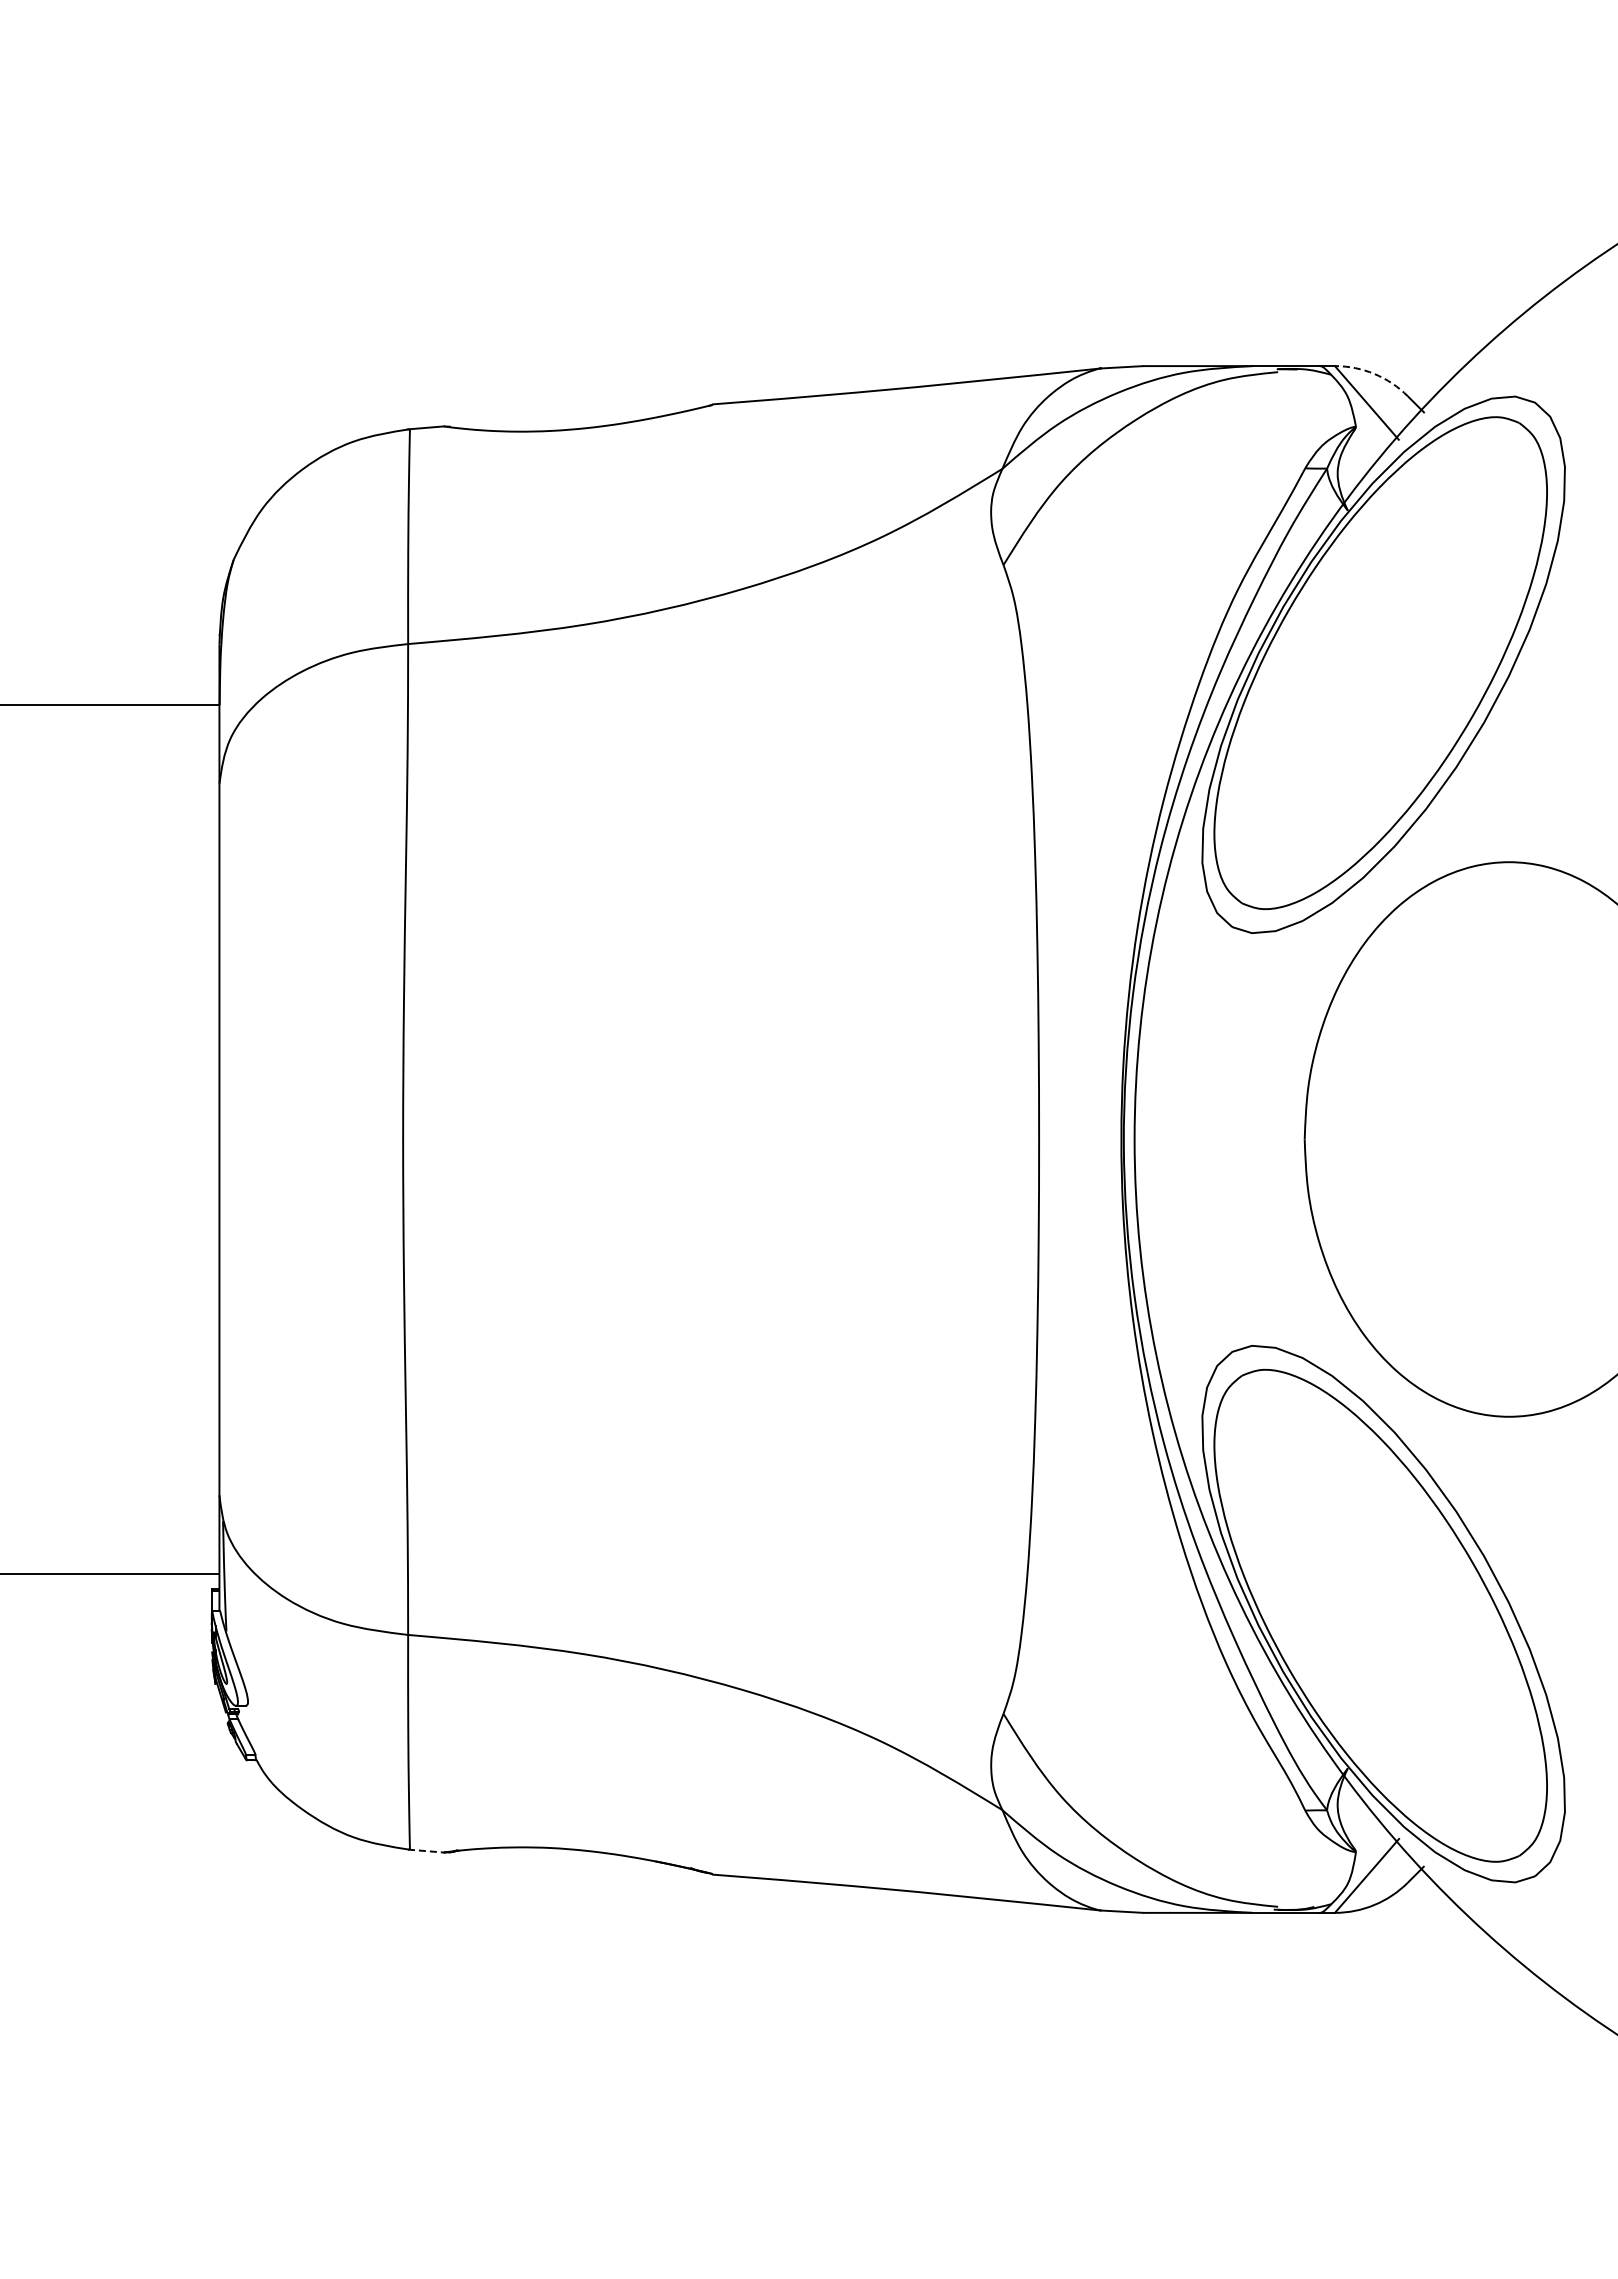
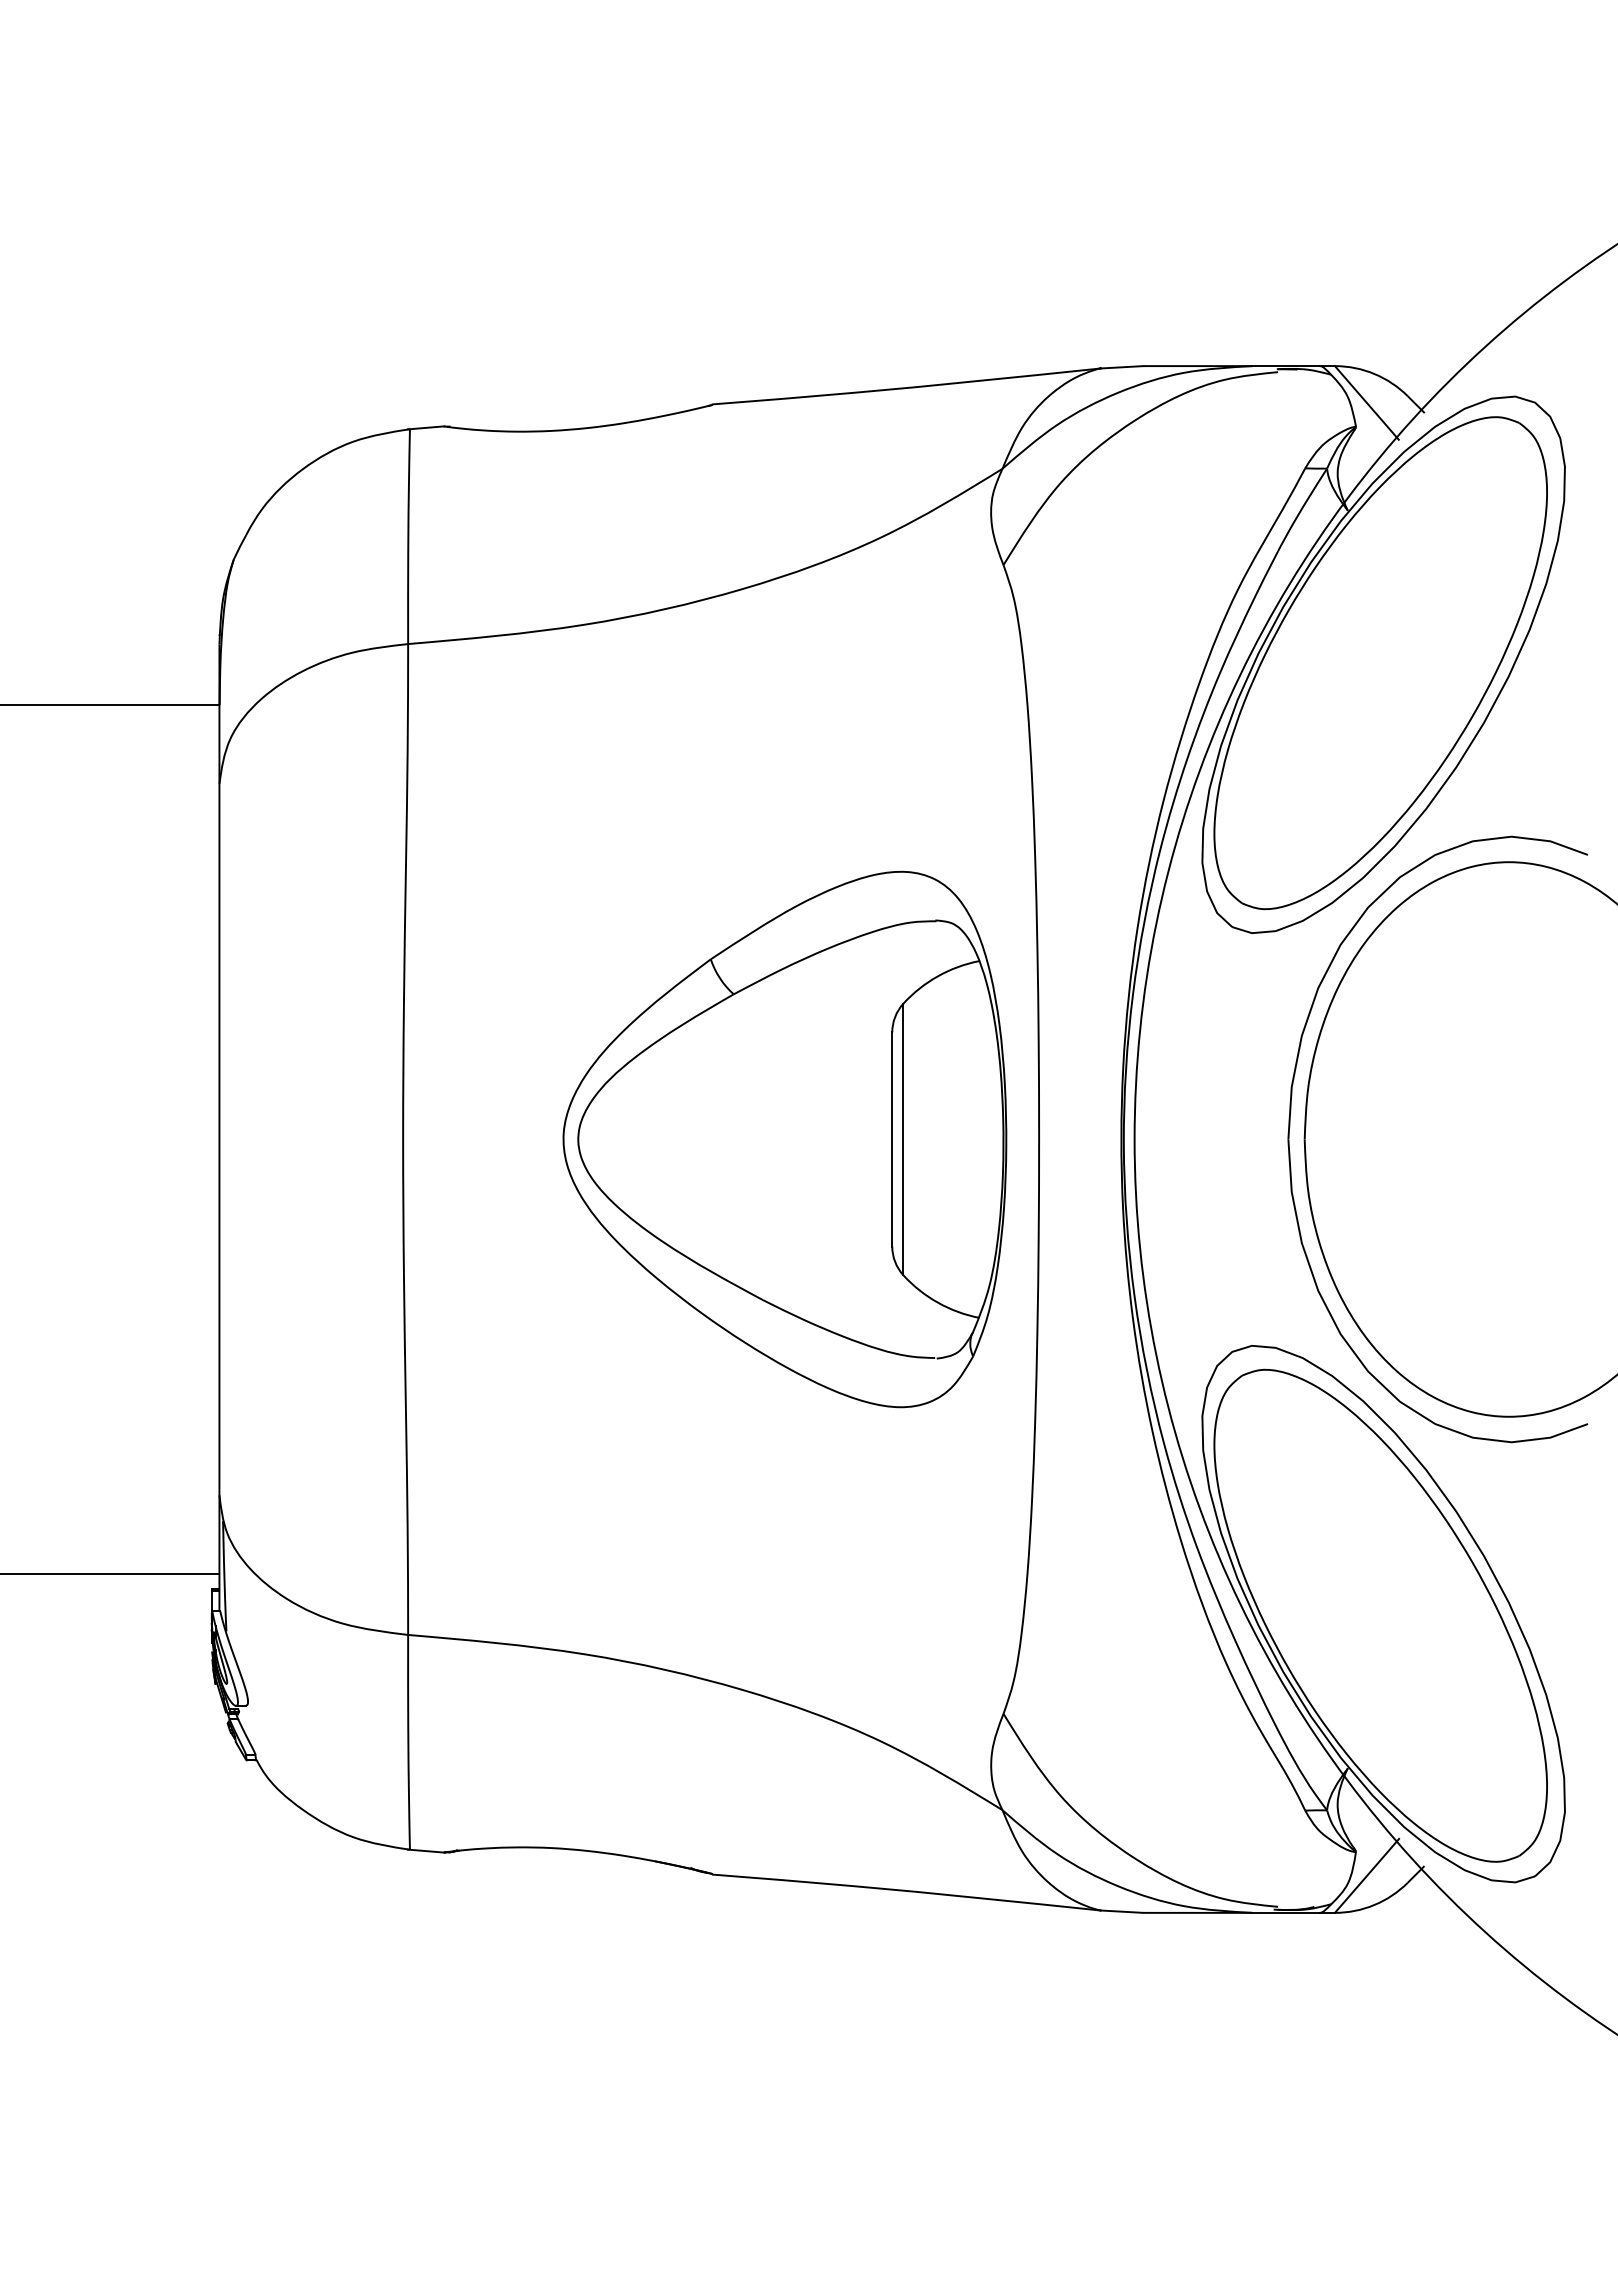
arc: dashed -> solid (1374, 373)
part: none -> present (1290, 1127)
part: none -> present (784, 1139)
line: dashed -> solid (426, 1851)
